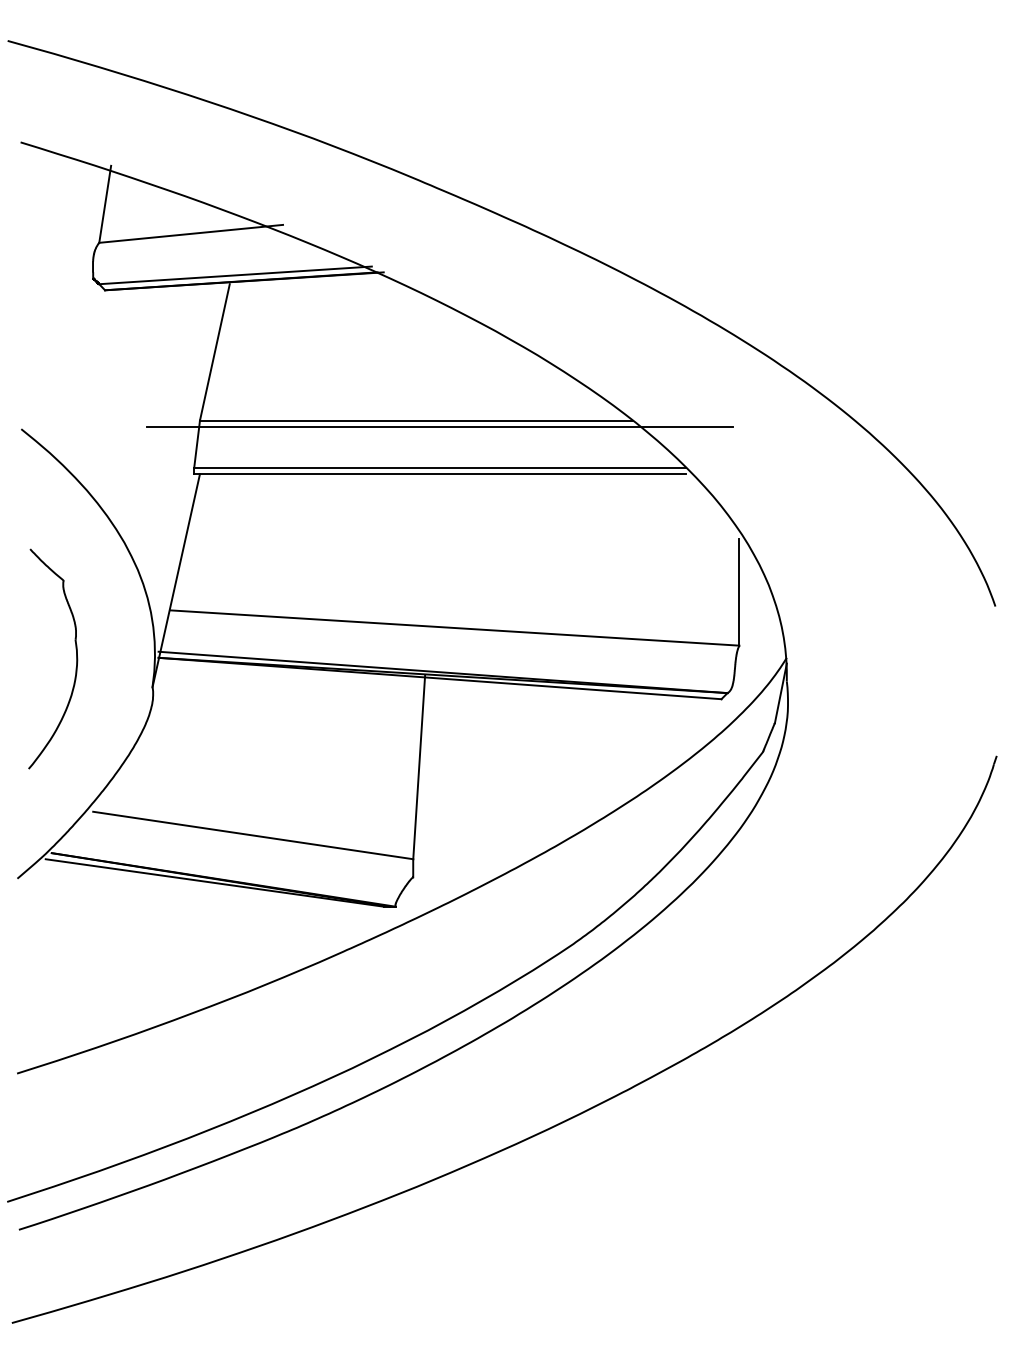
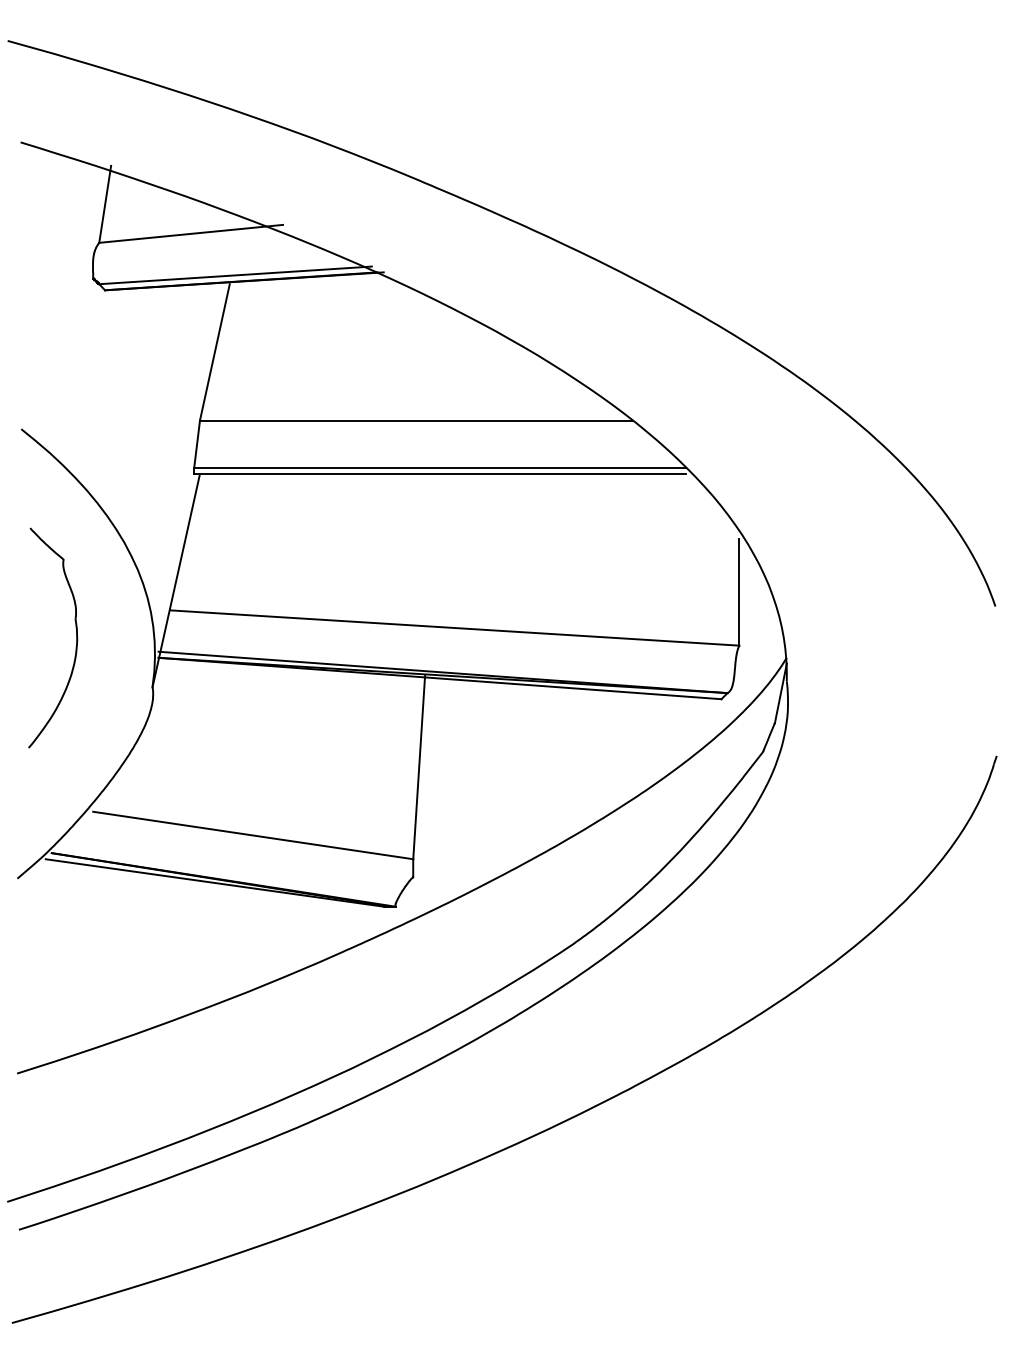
line: present -> none (439, 426)
part position: (76, 658) -> (76, 637) (76, 637)
